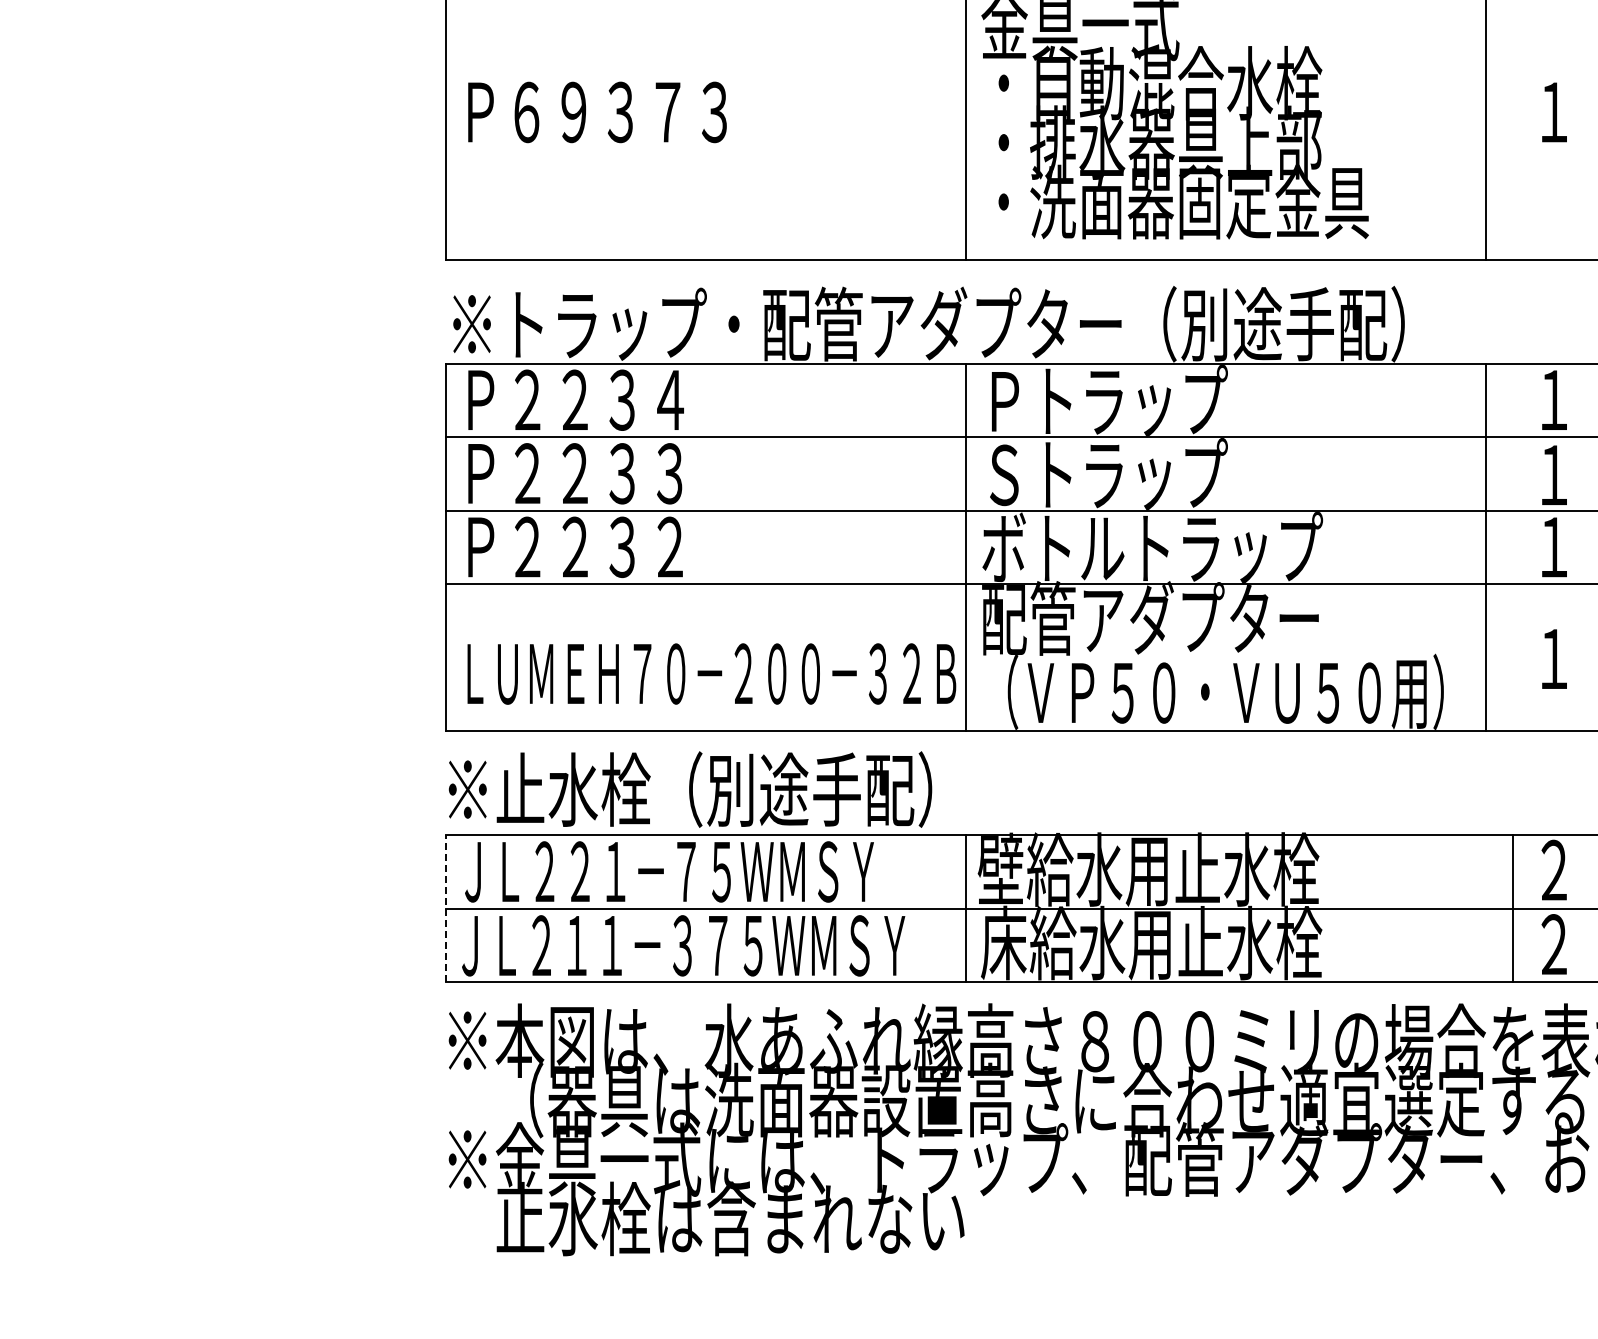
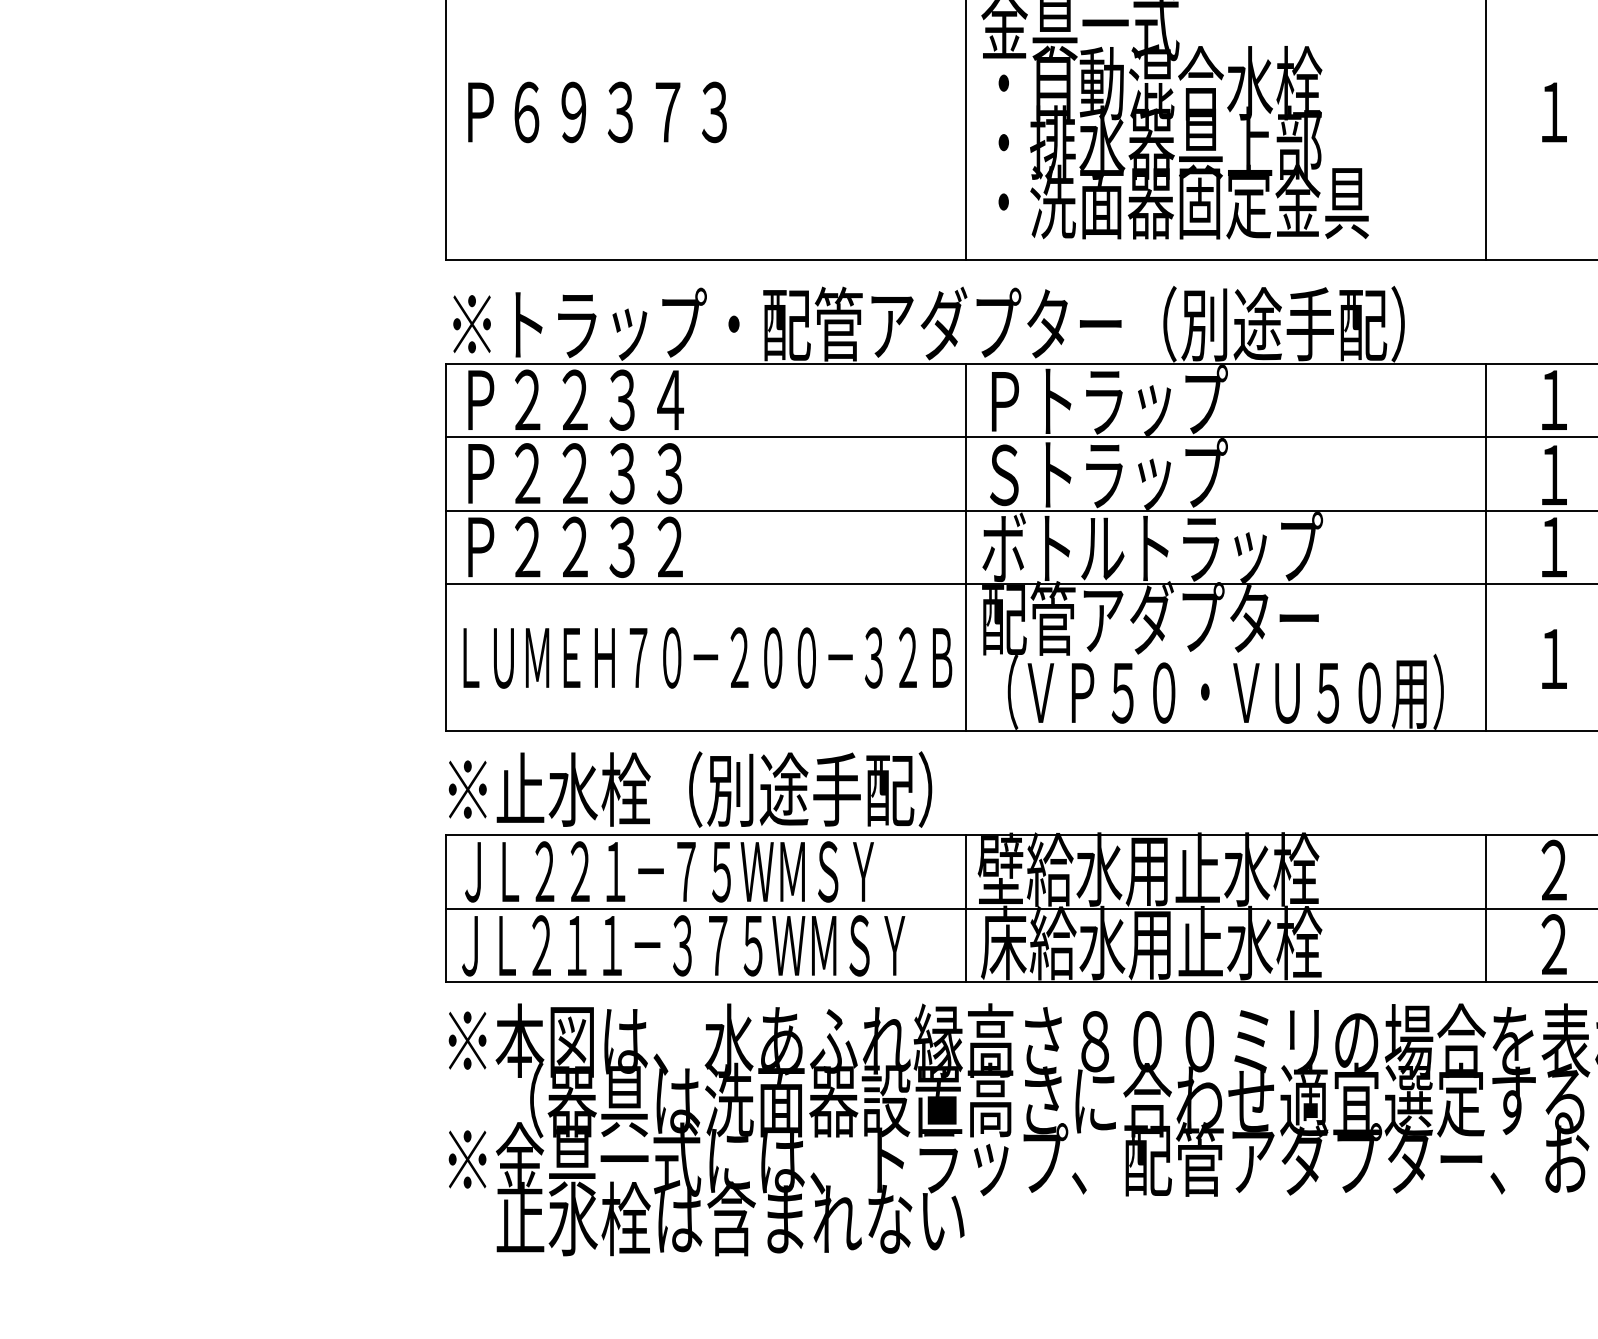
text position: (711, 673) -> (707, 657) (707, 657)
line: dashed -> solid (445, 908)
line position: (1512, 908) -> (1485, 908) (1485, 908)
